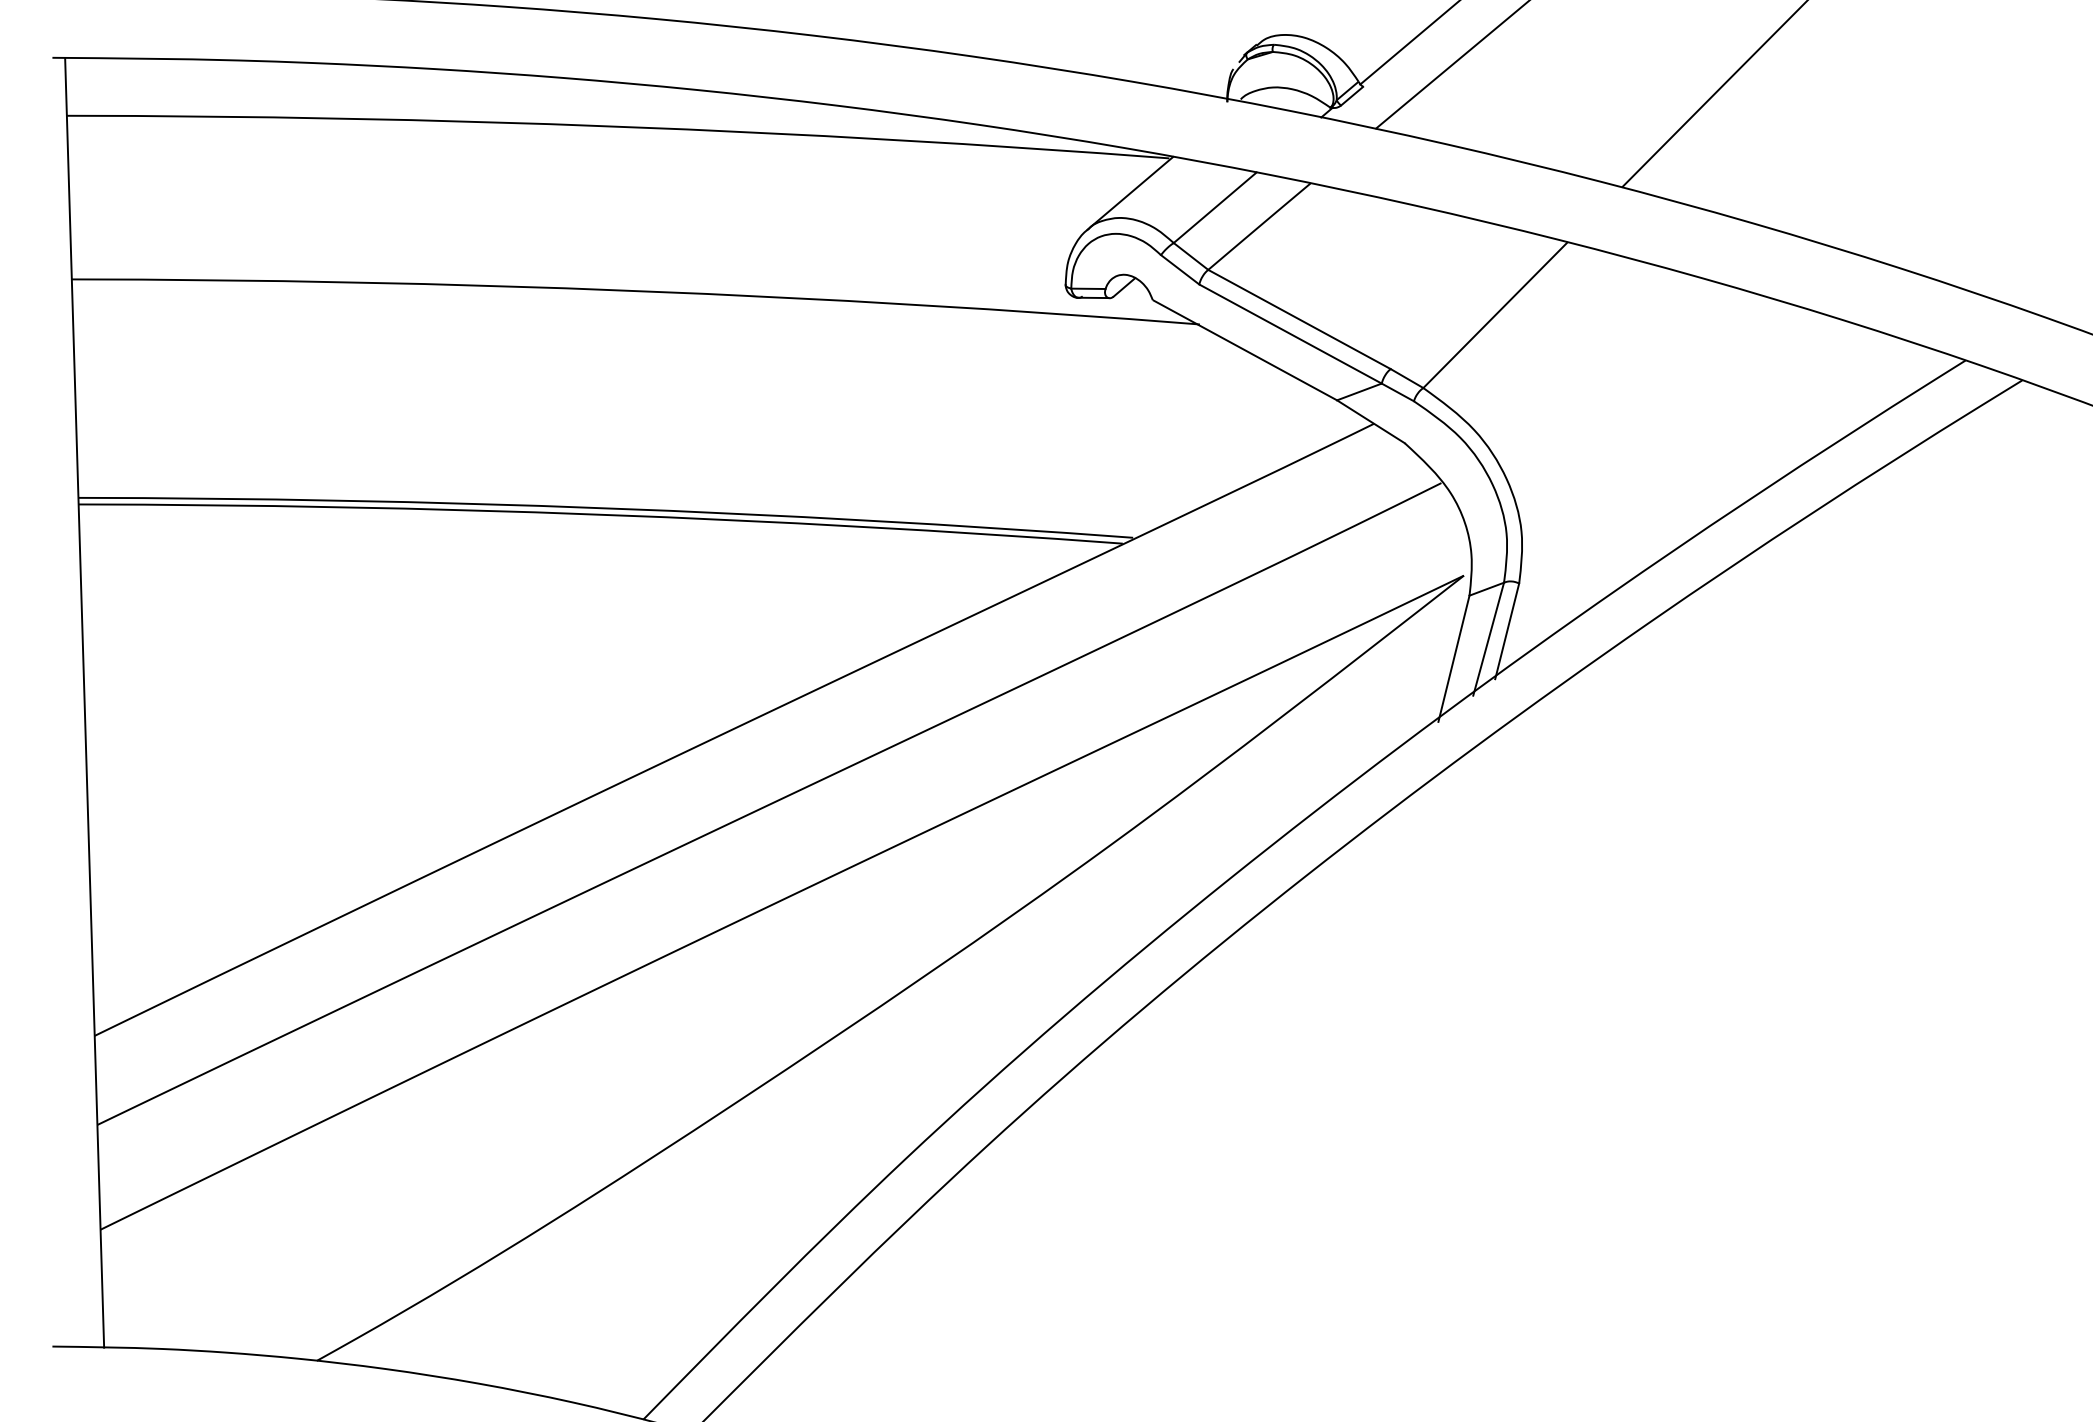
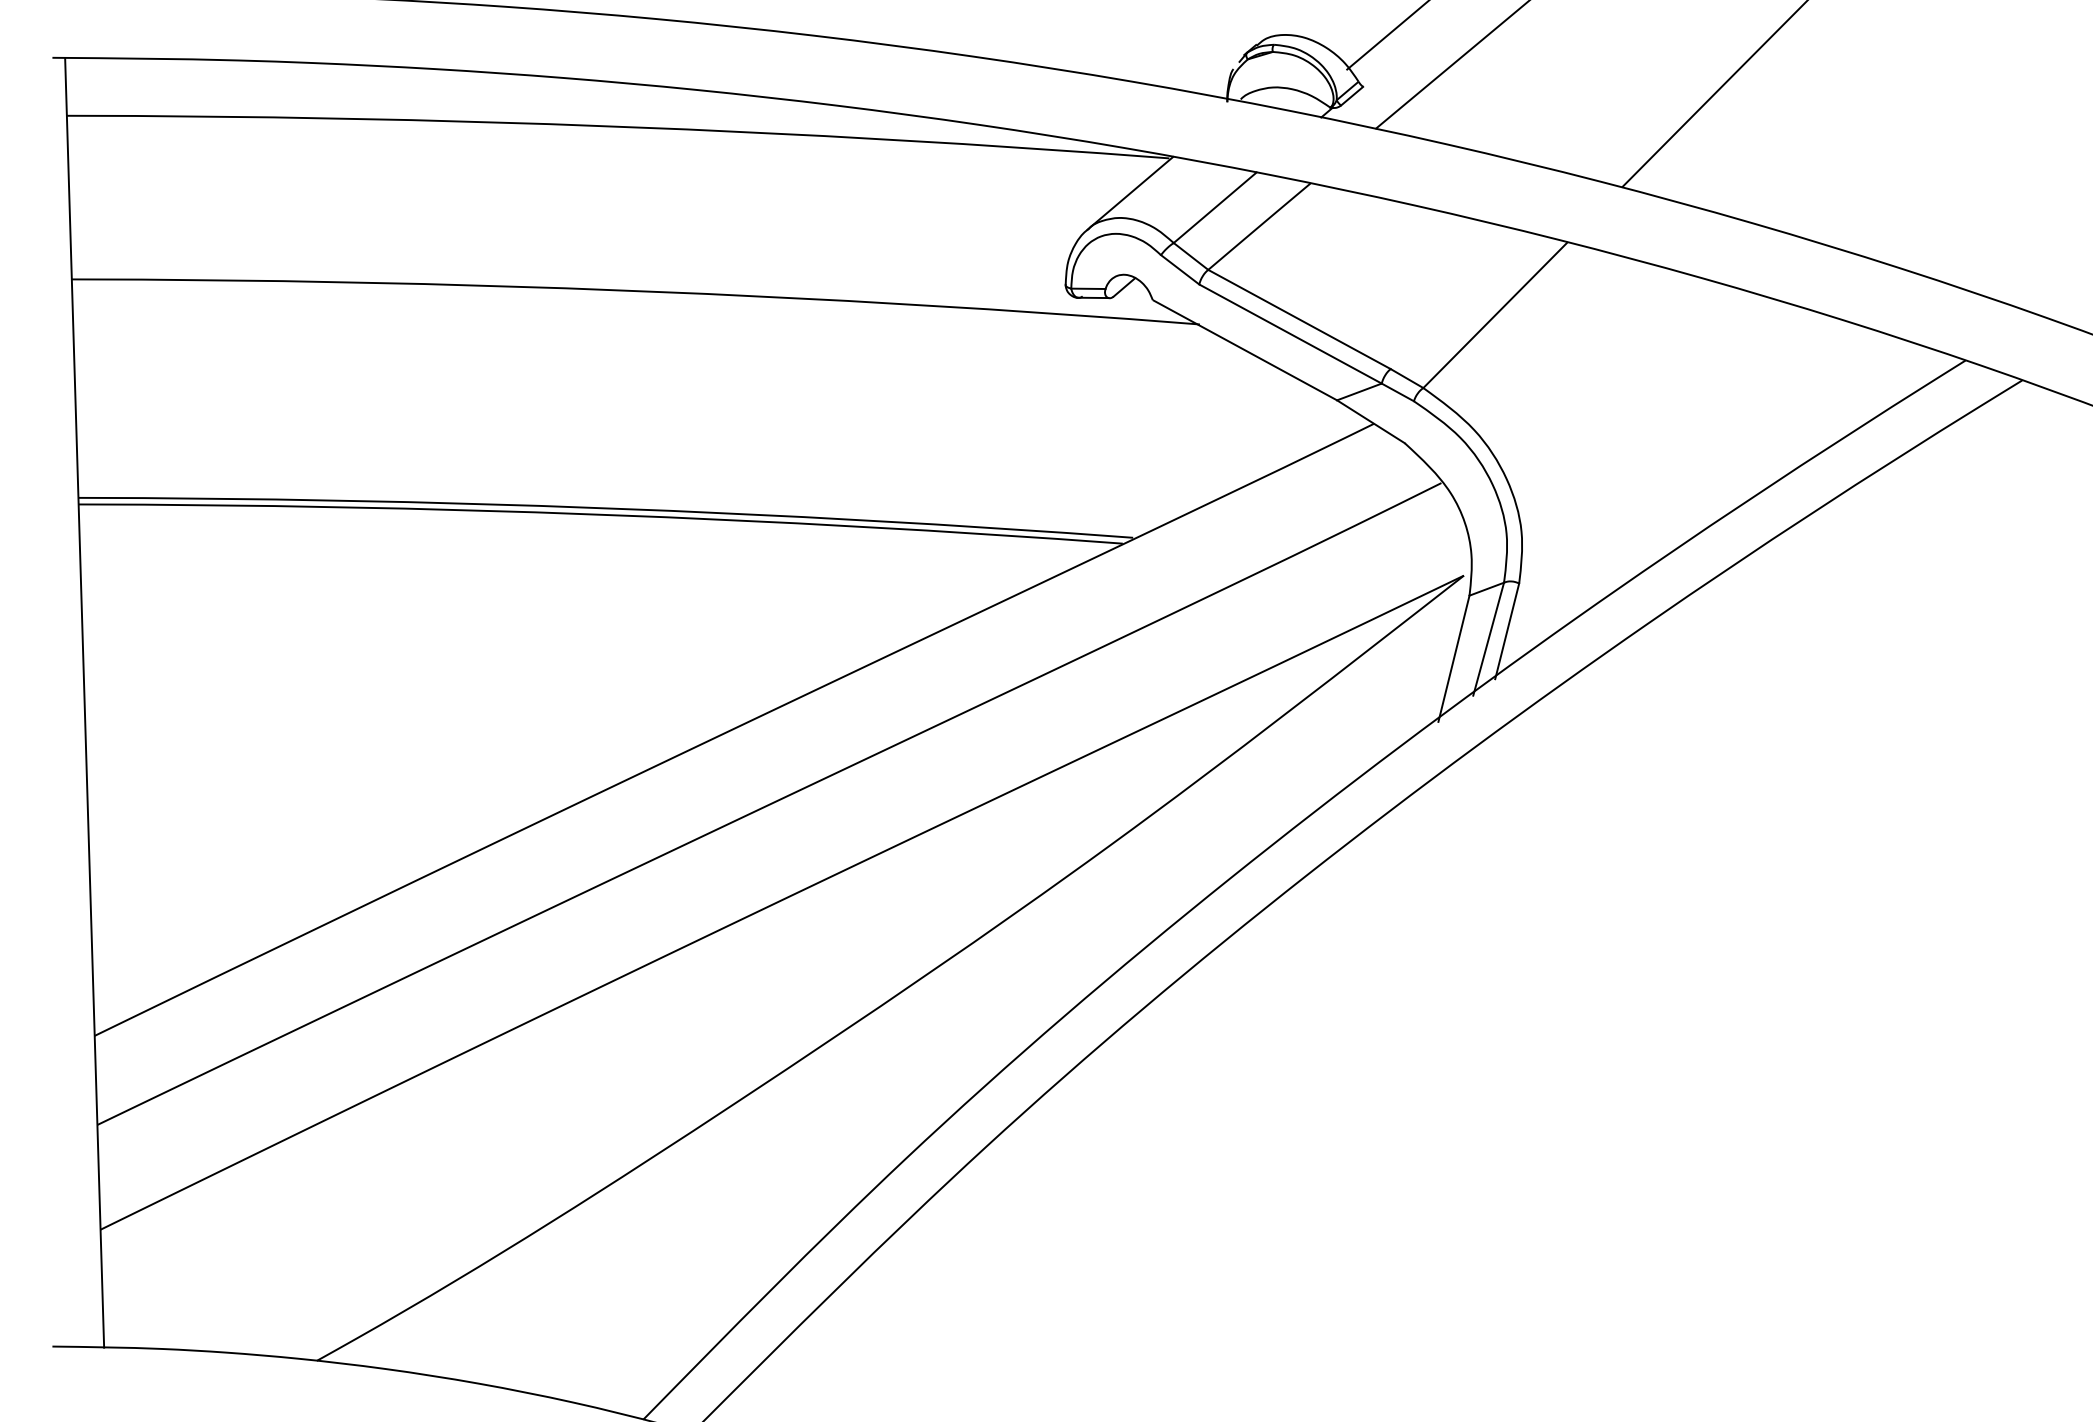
line position: (1408, 43) -> (1386, 35) (1386, 35)
